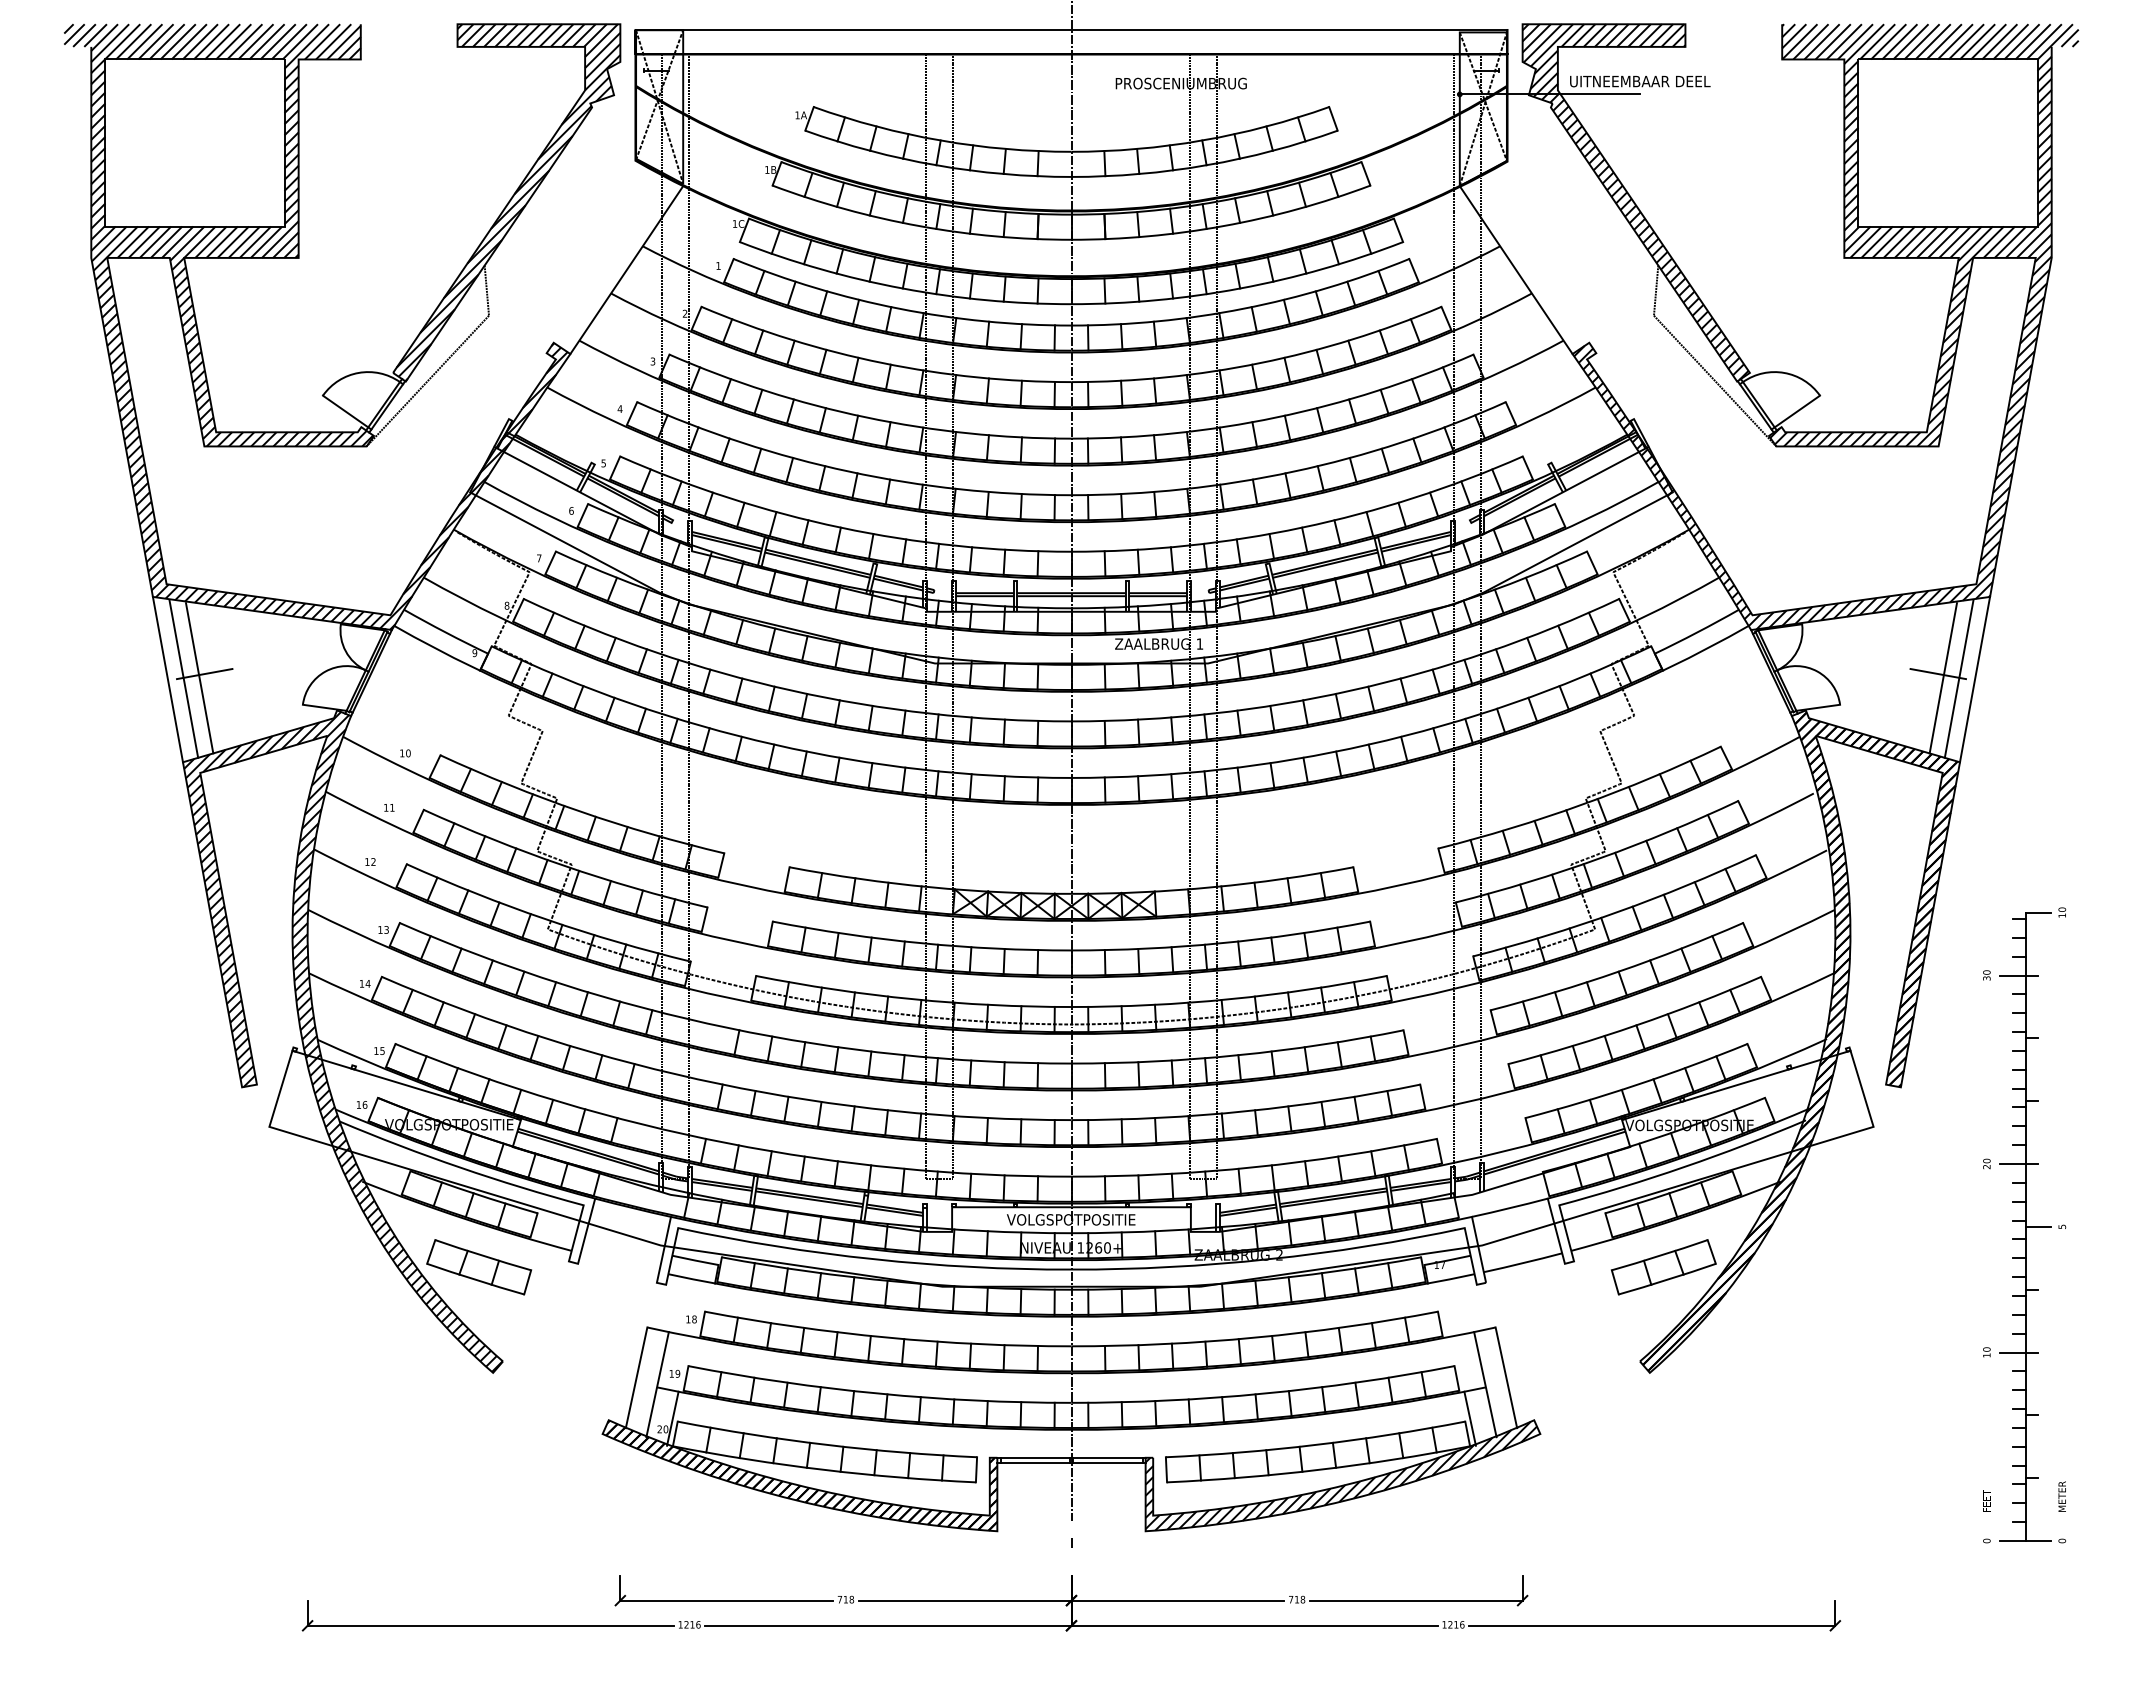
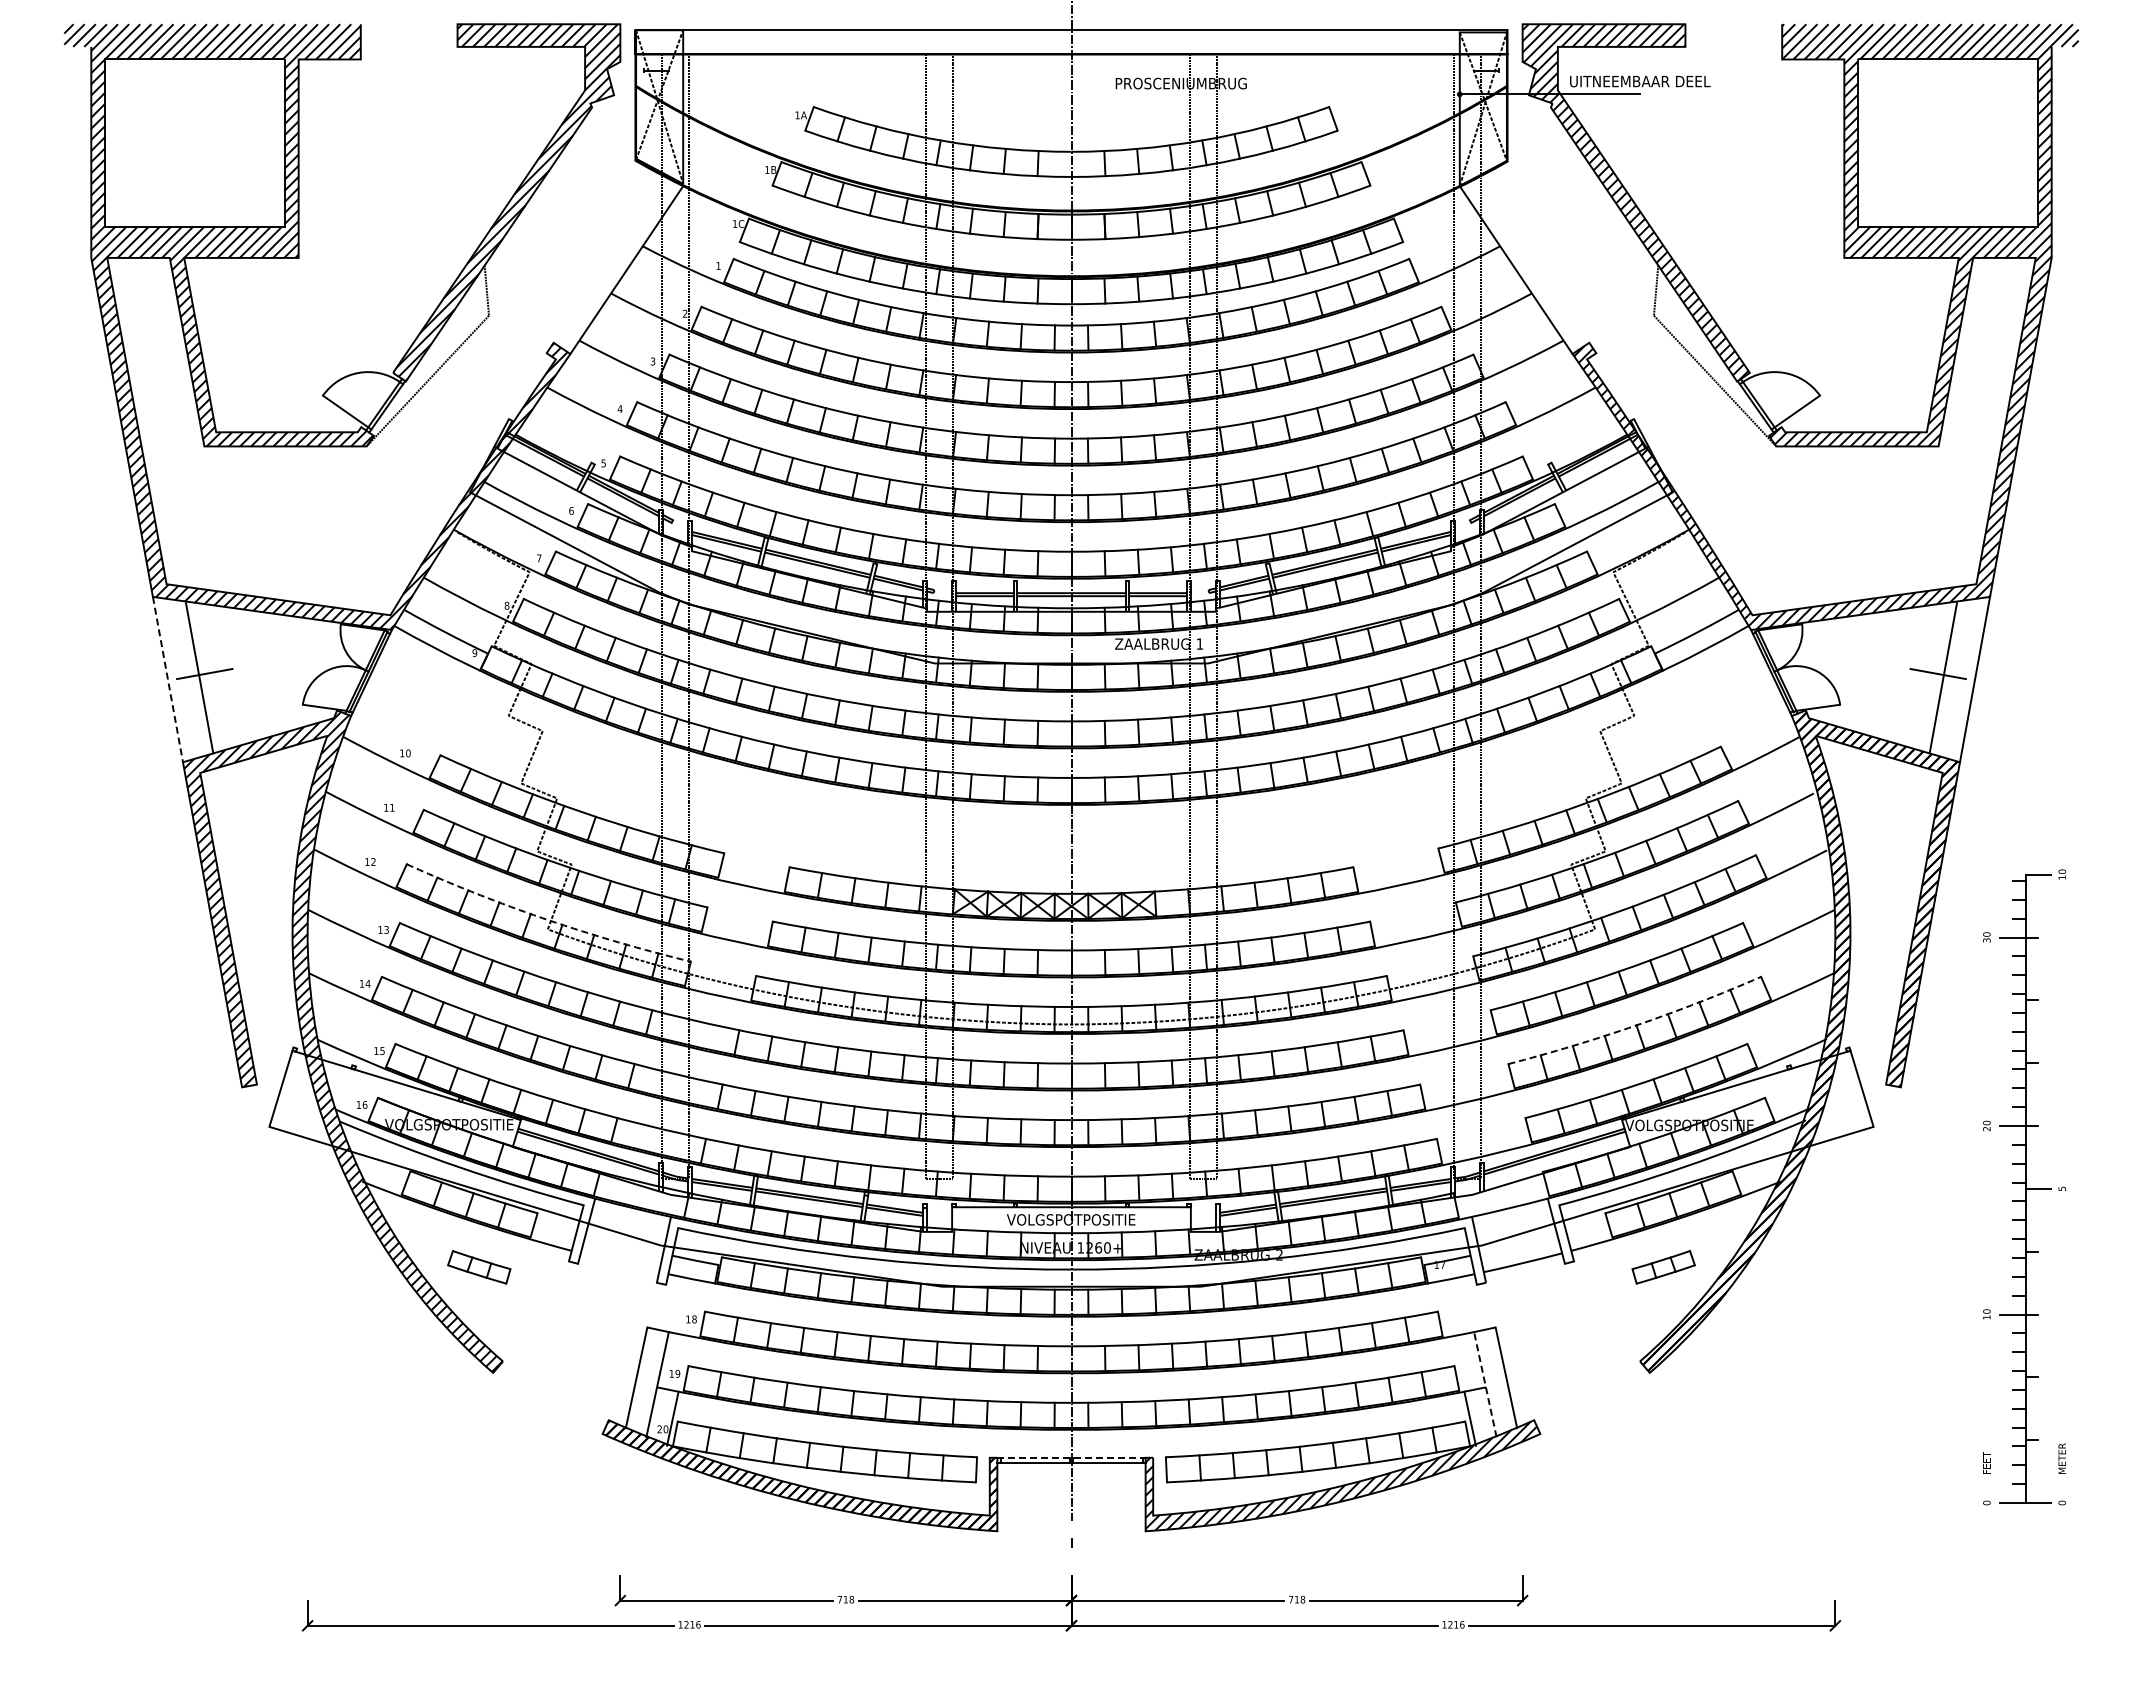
line: present -> none (183, 678)
line: present -> none (1958, 678)
line: solid -> dashed (168, 680)
arc: solid -> dashed (546, 919)
arc: solid -> dashed (1636, 1025)
part position: (2024, 1225) -> (2024, 1187) (2024, 1187)
part size: 107x57 px -> 65x35 px (479, 1267)
part size: 107x57 px -> 65x35 px (1663, 1267)
line: solid -> dashed (1485, 1384)
line: solid -> dashed (1071, 1457)
